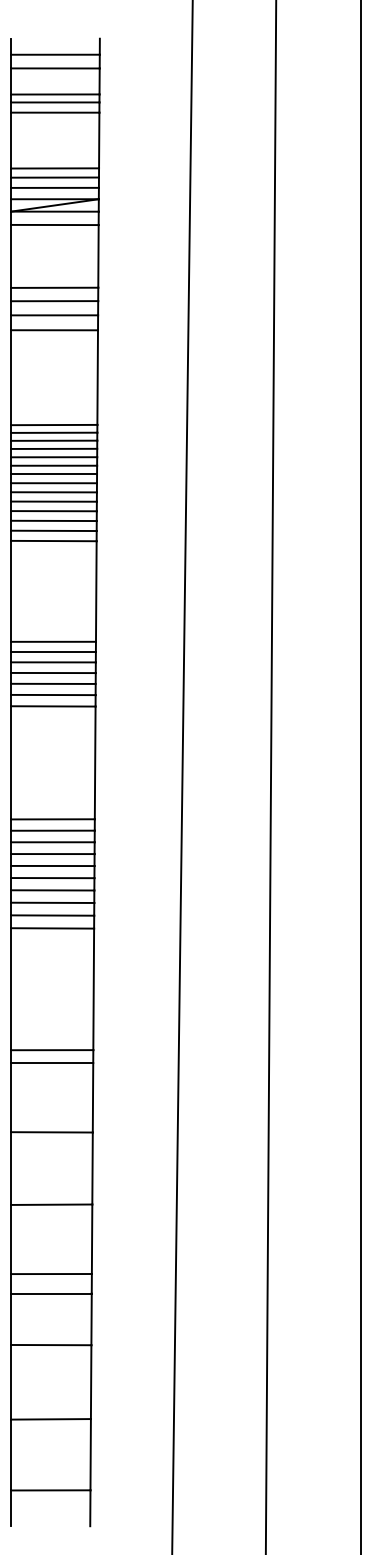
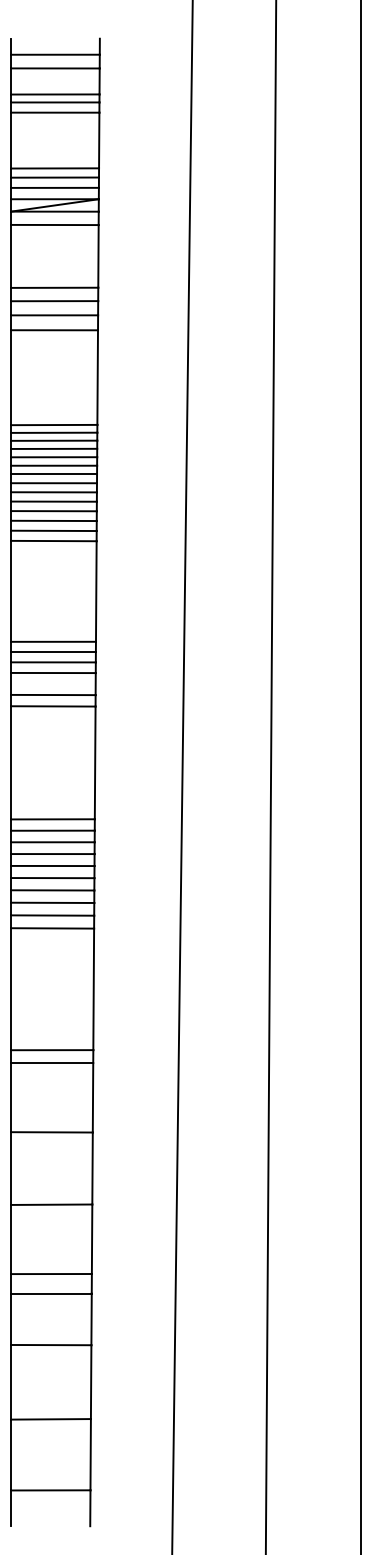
line: present -> none (53, 683)
